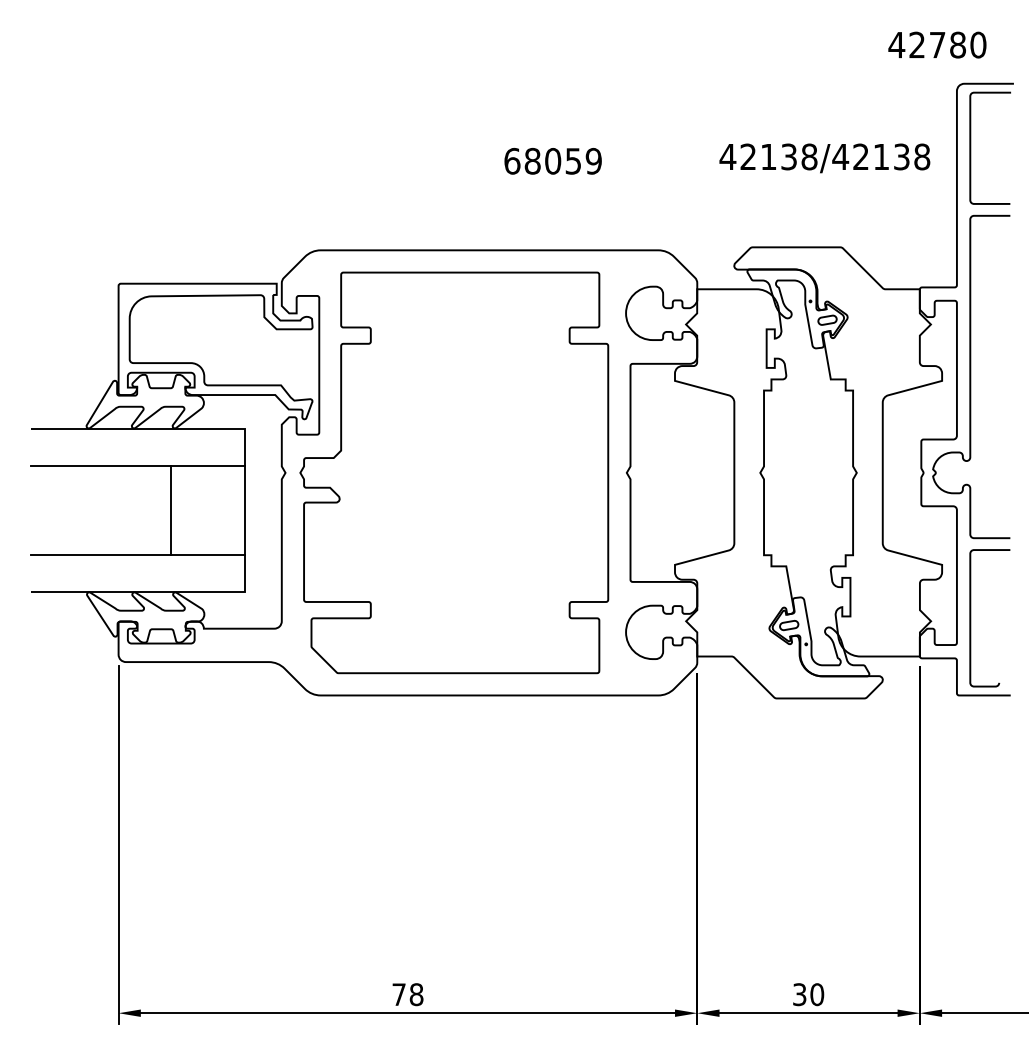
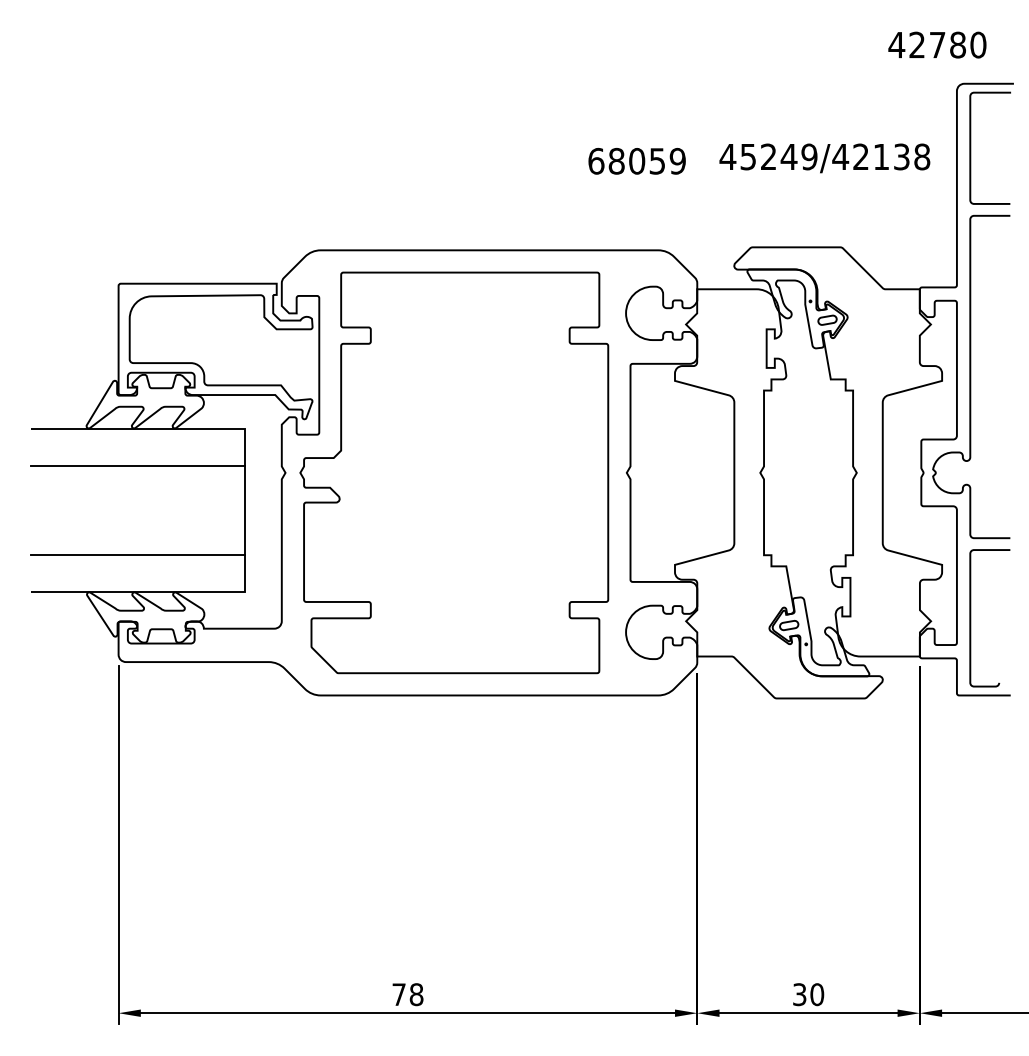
text: 42138/42138 -> 45249/42138 (778, 156)
text position: (552, 161) -> (636, 161) (636, 161)
line: present -> none (170, 510)
